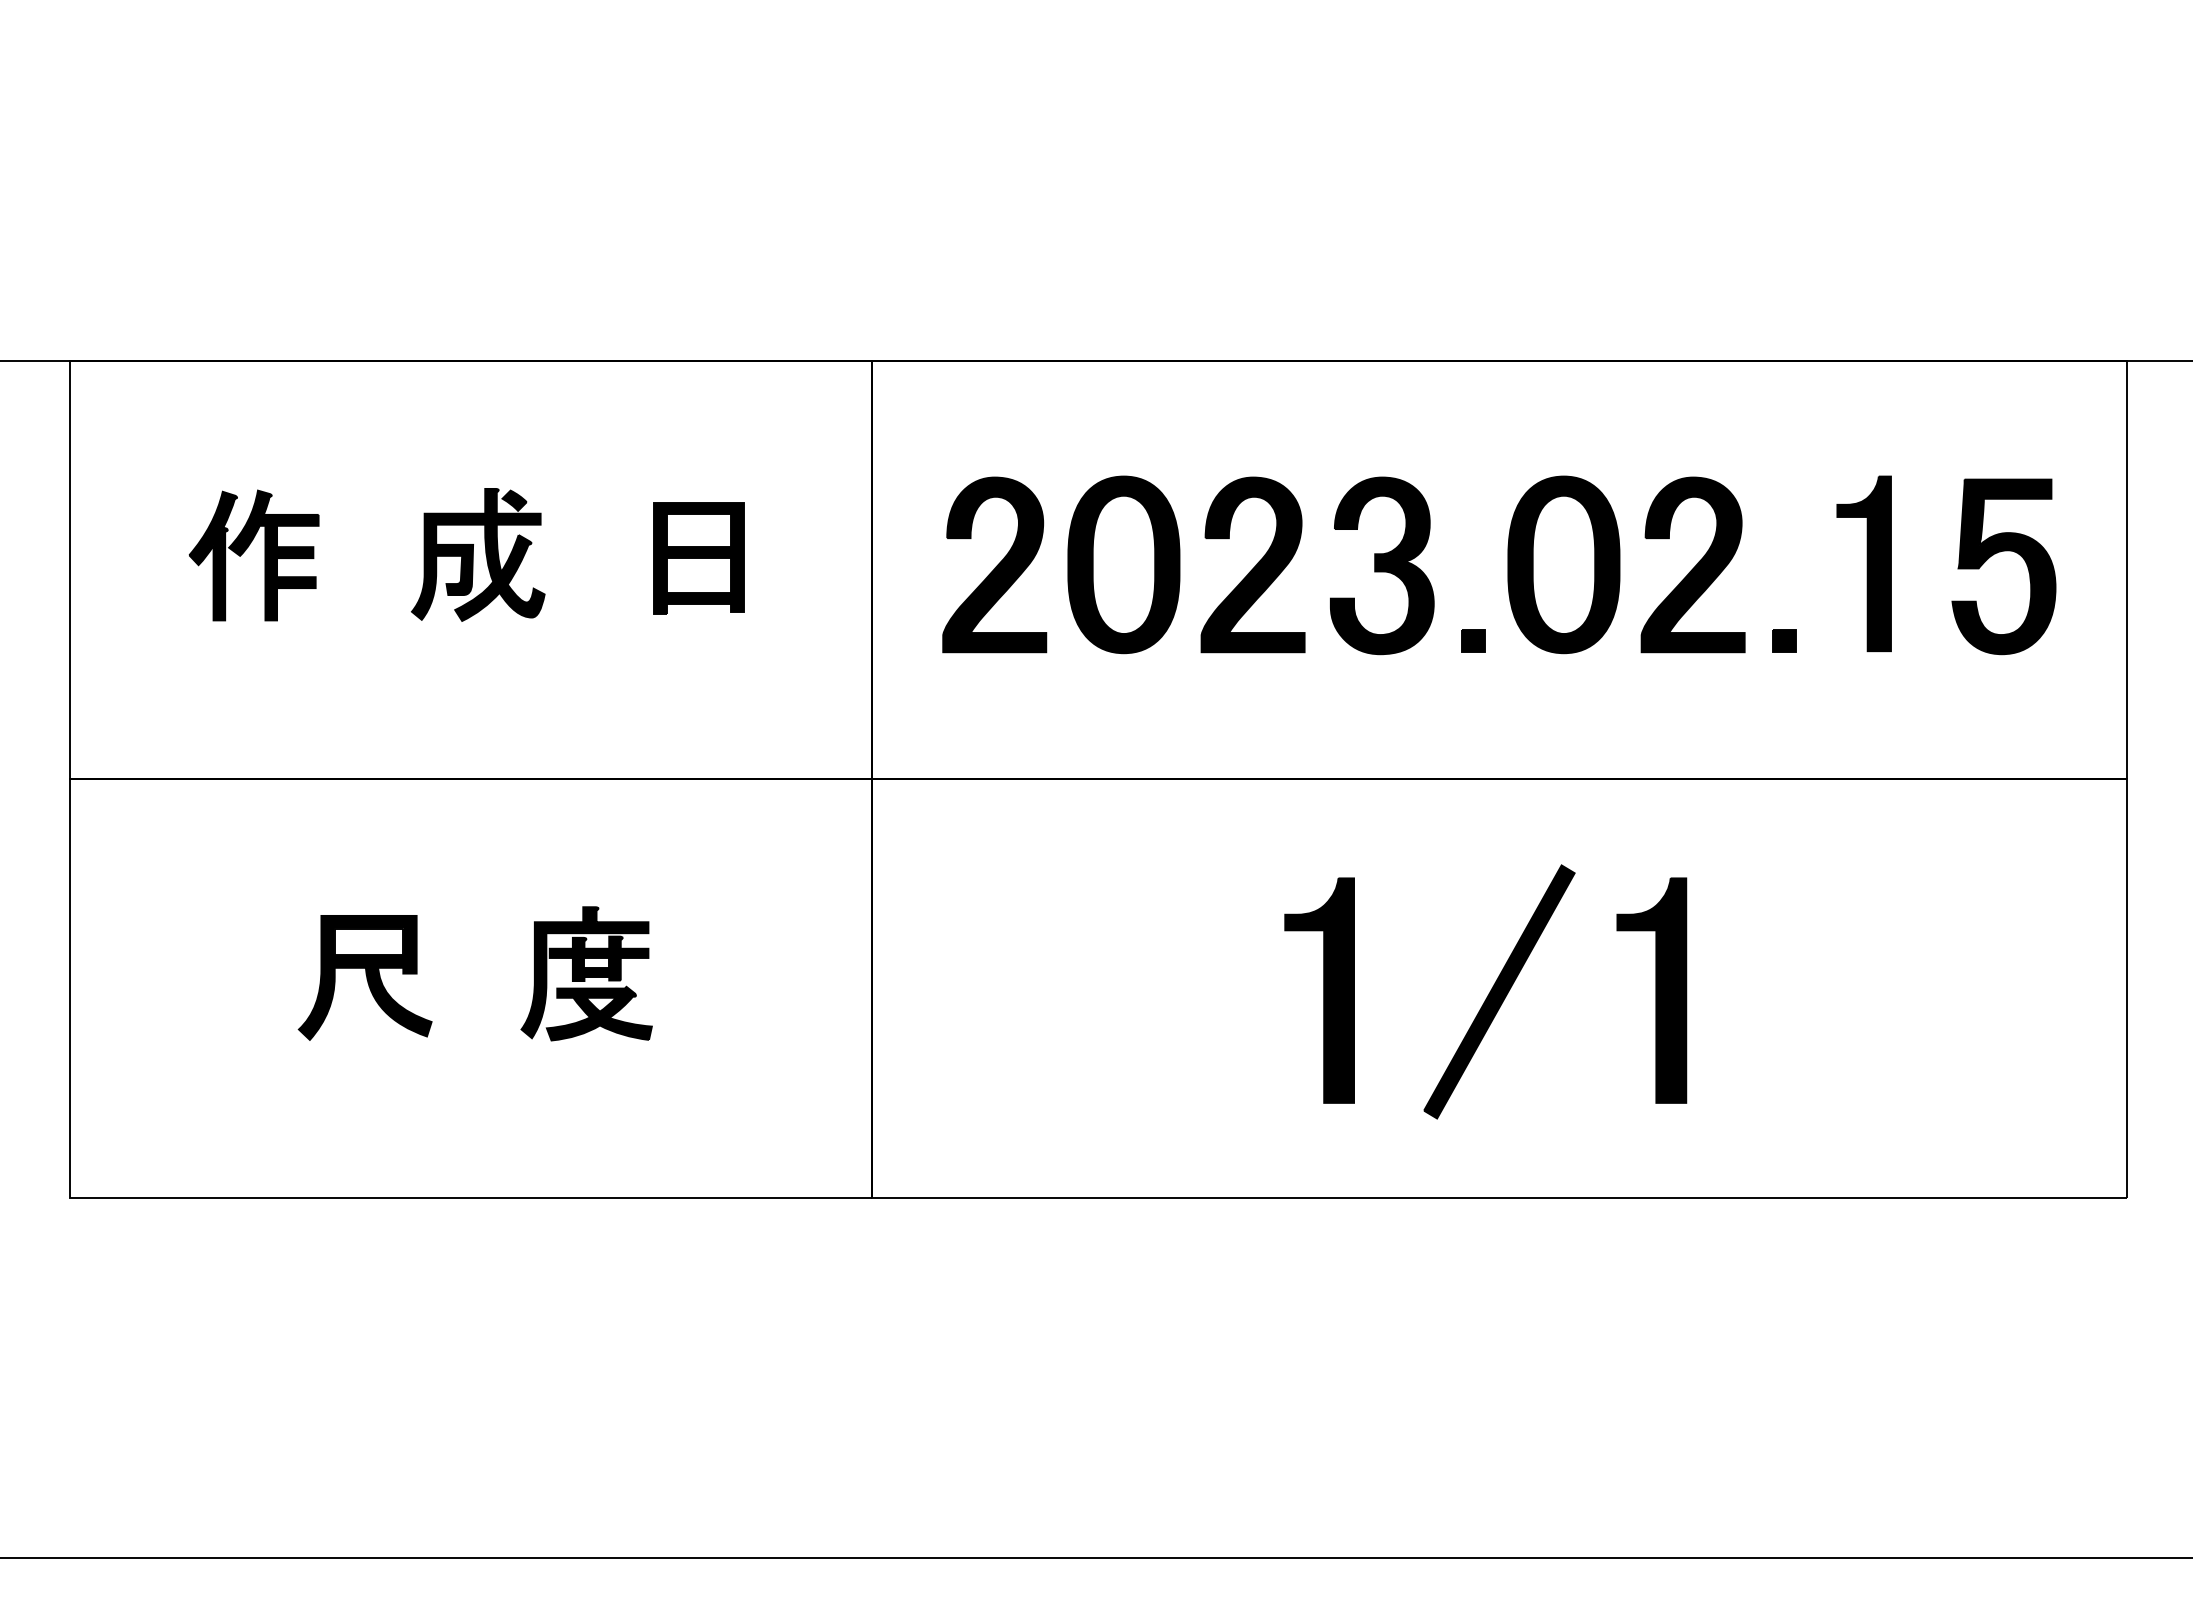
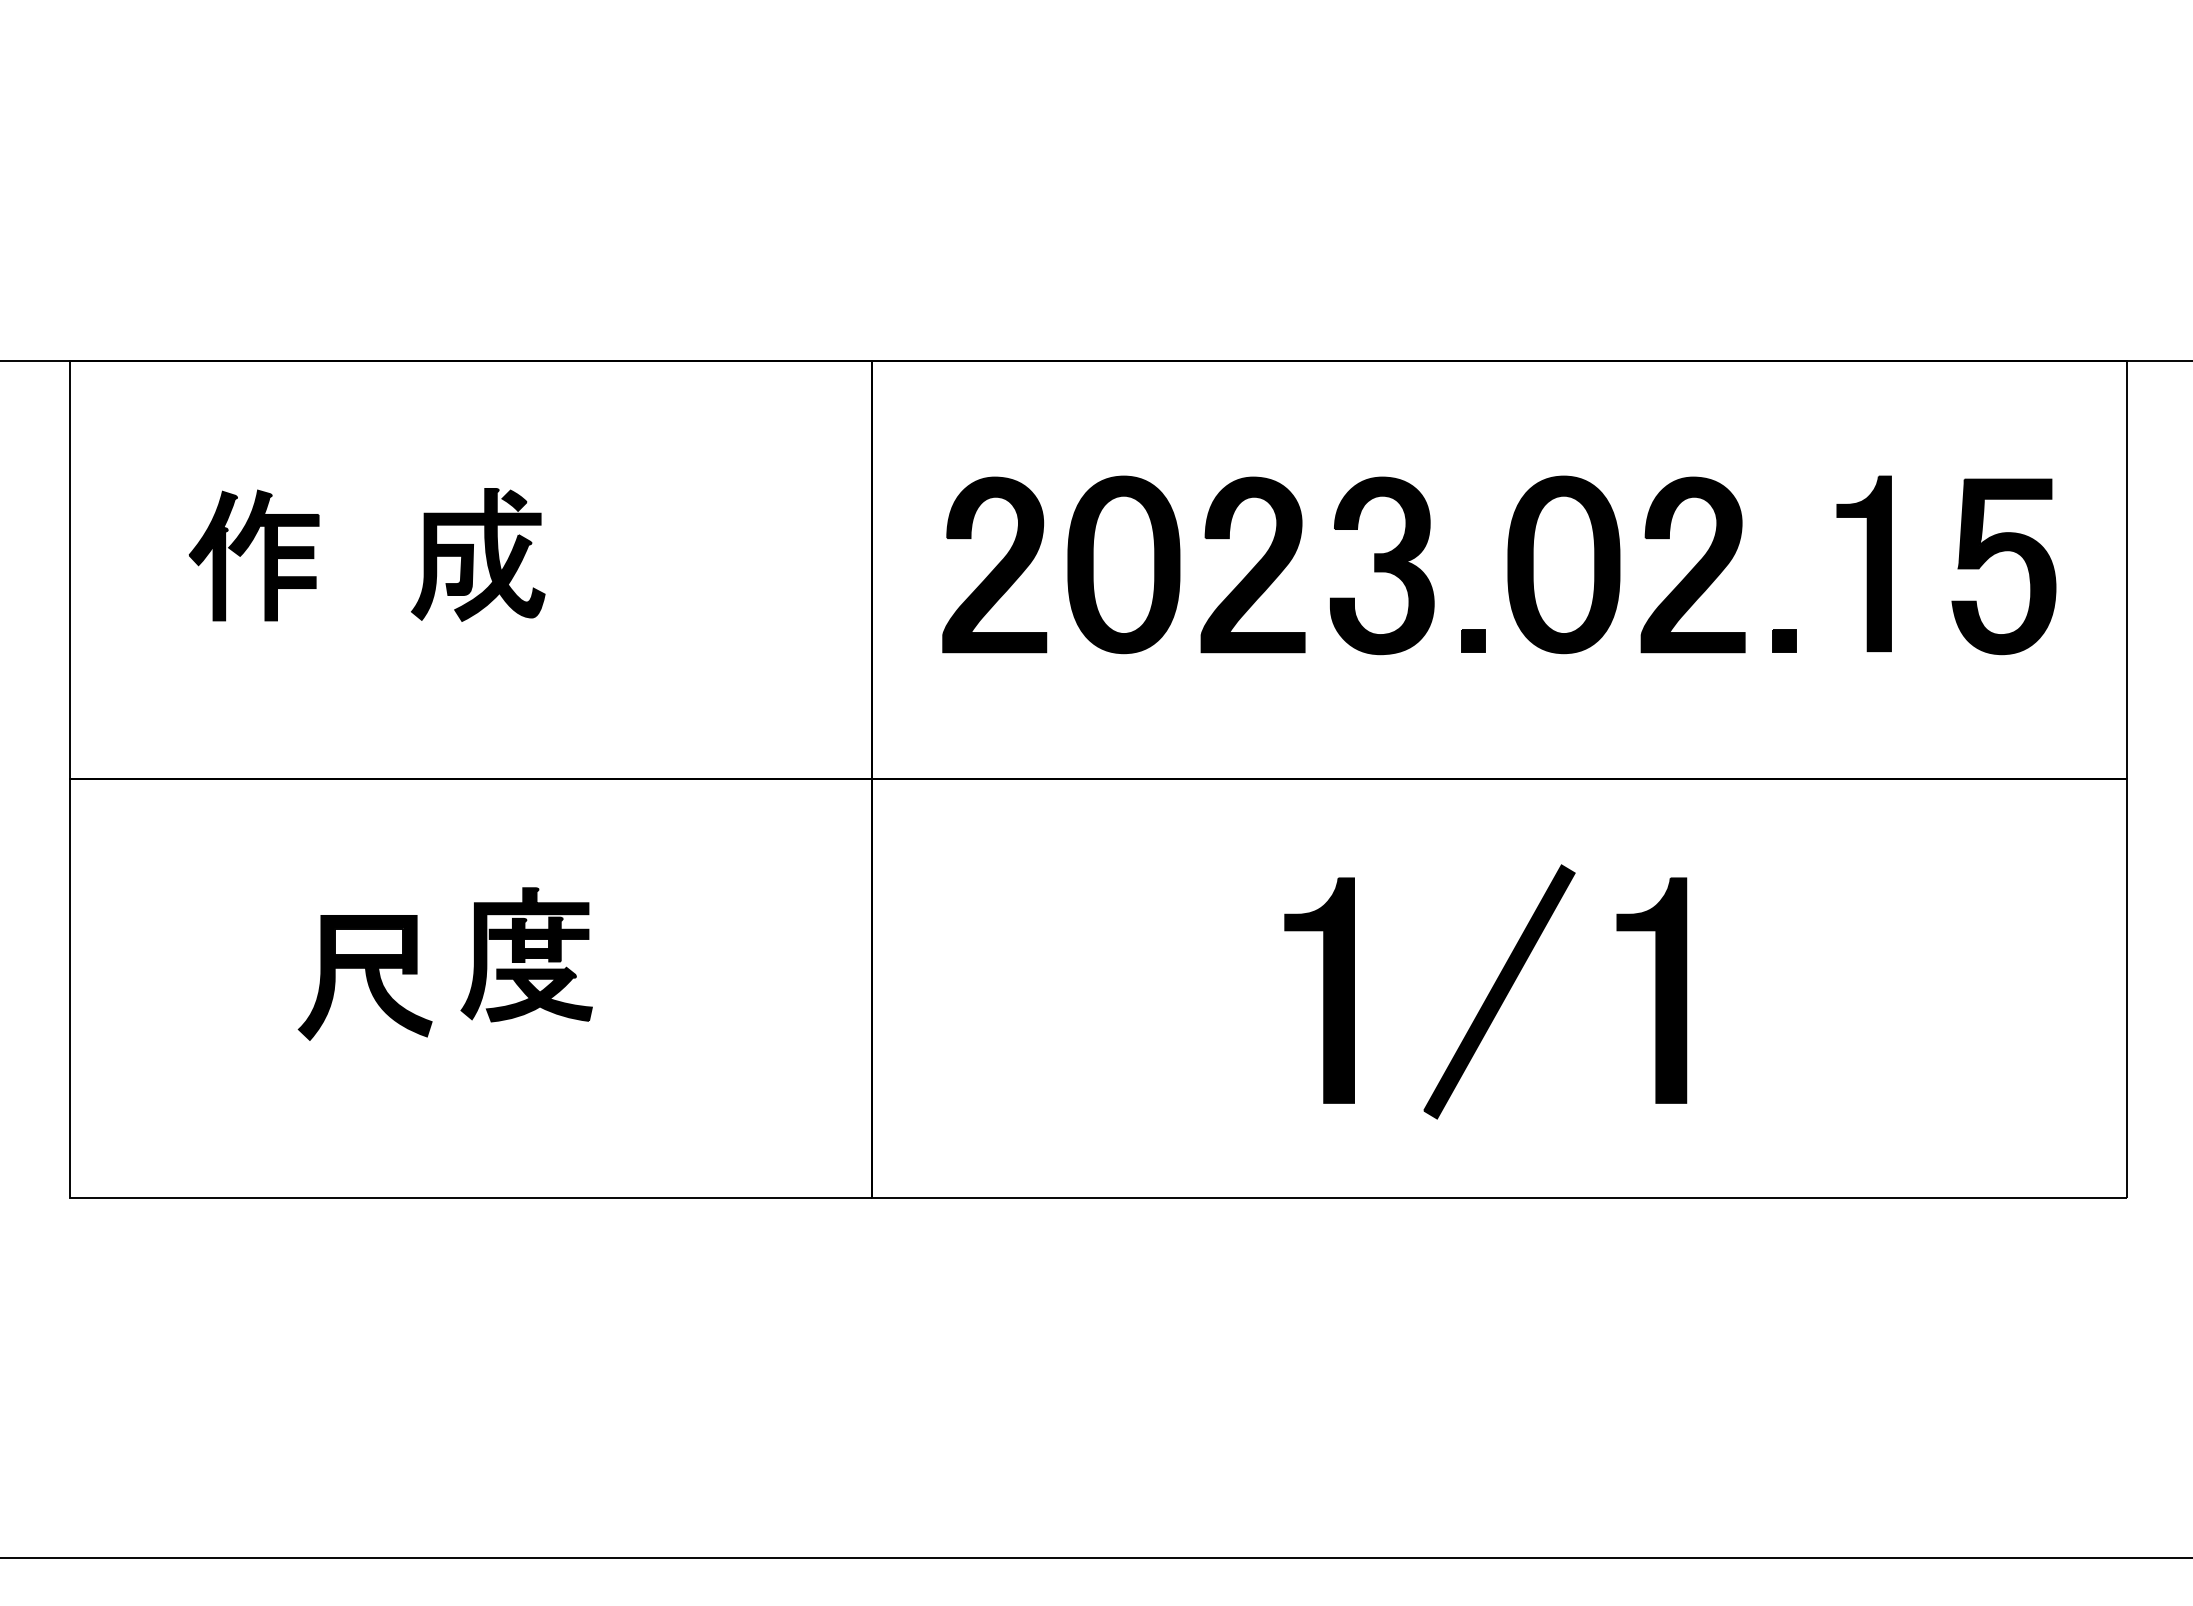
part: present -> none (698, 558)
part position: (586, 973) -> (526, 954) (526, 954)
